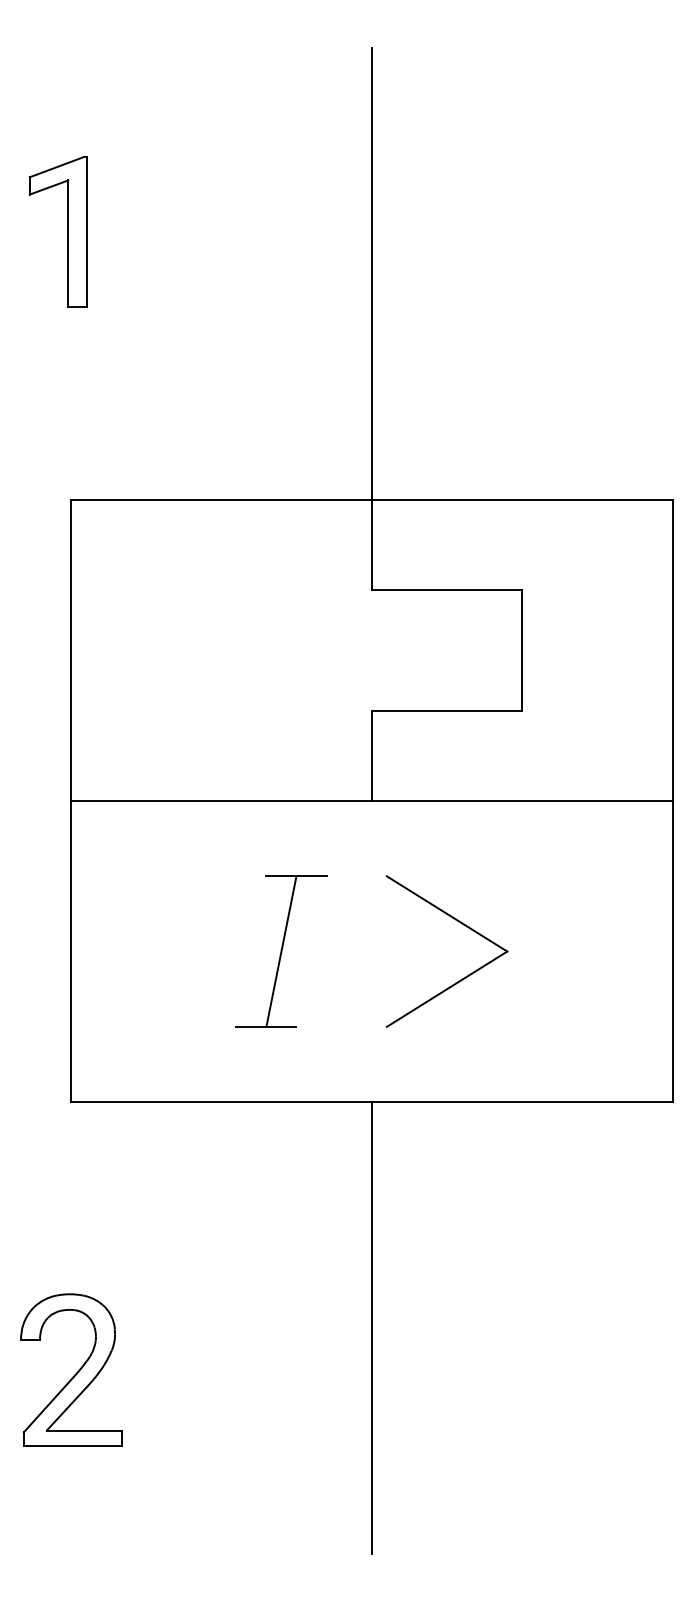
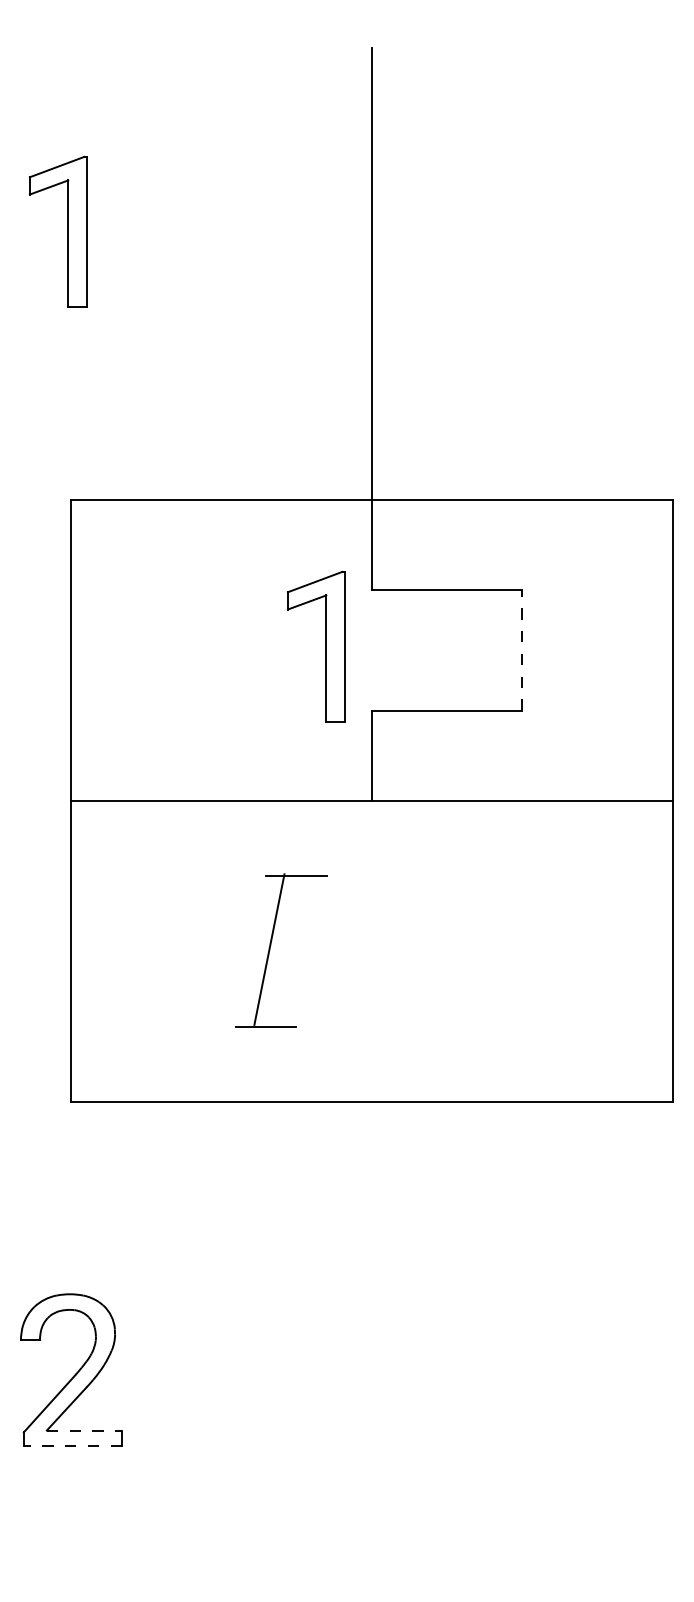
part: none -> present (325, 646)
line: solid -> dashed (522, 649)
part: present -> none (463, 925)
line position: (281, 951) -> (269, 949) (269, 949)
line: present -> none (371, 1327)
line: solid -> dashed (84, 1430)
line: solid -> dashed (72, 1446)
